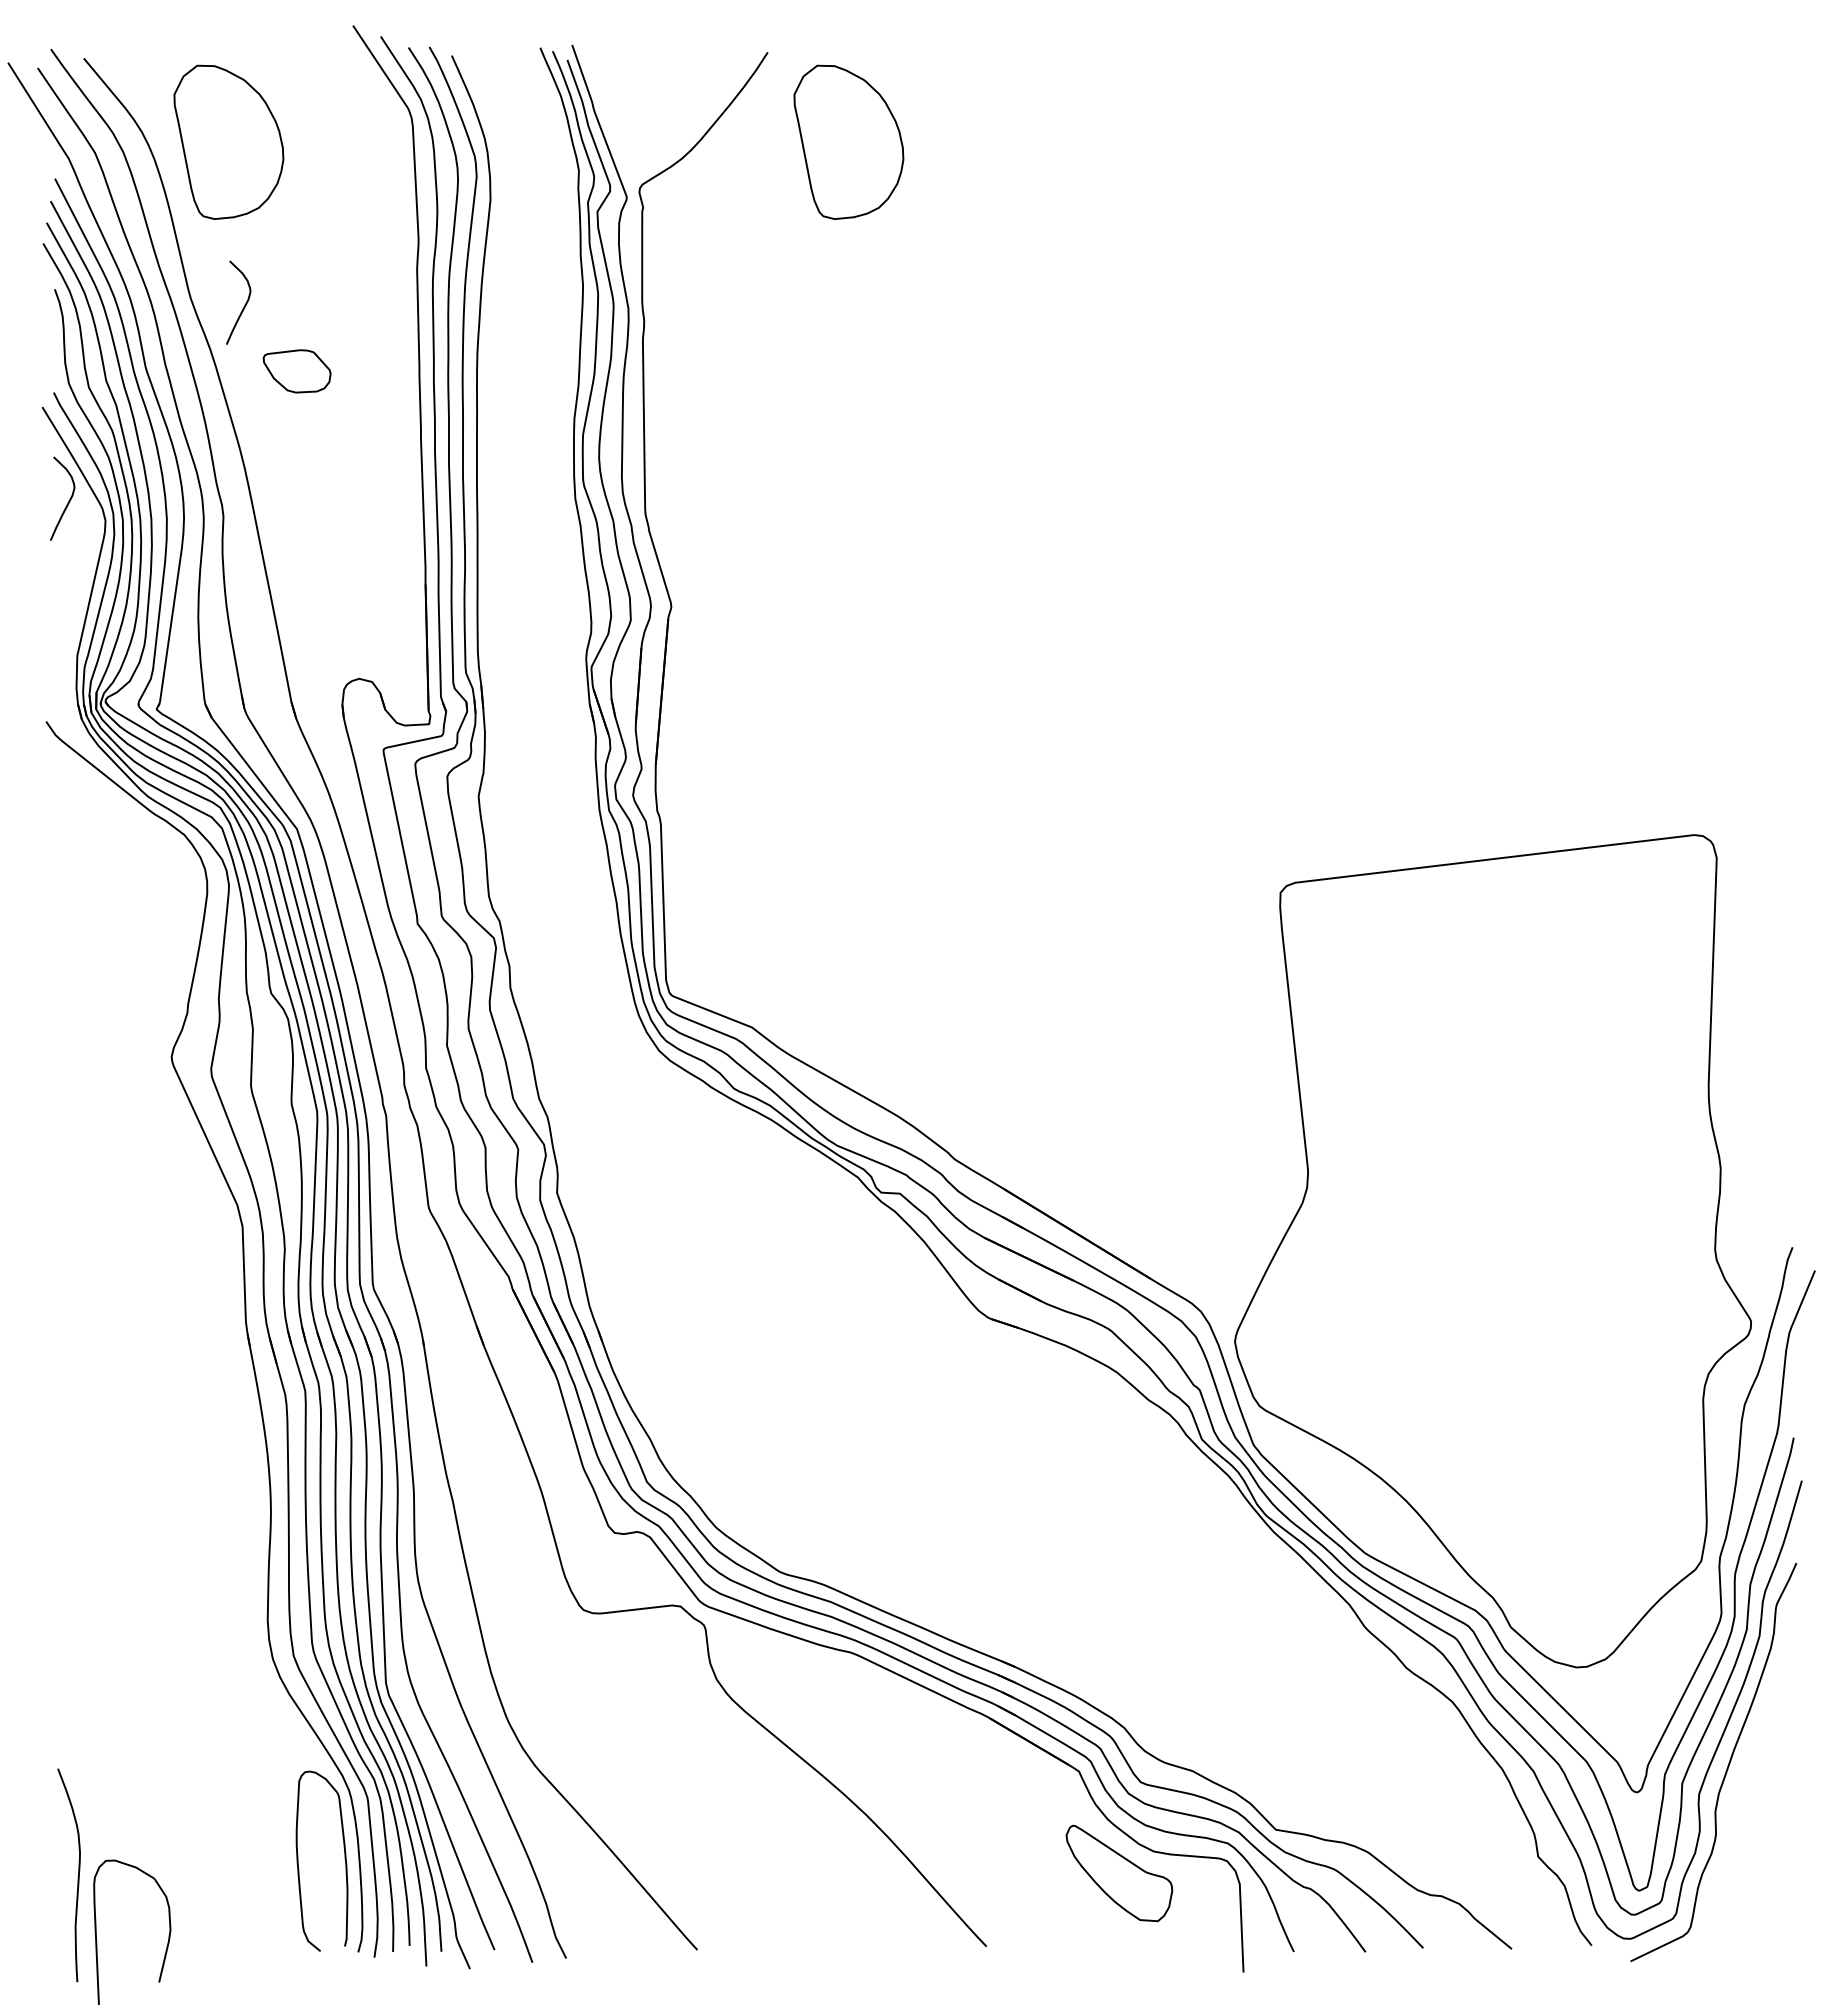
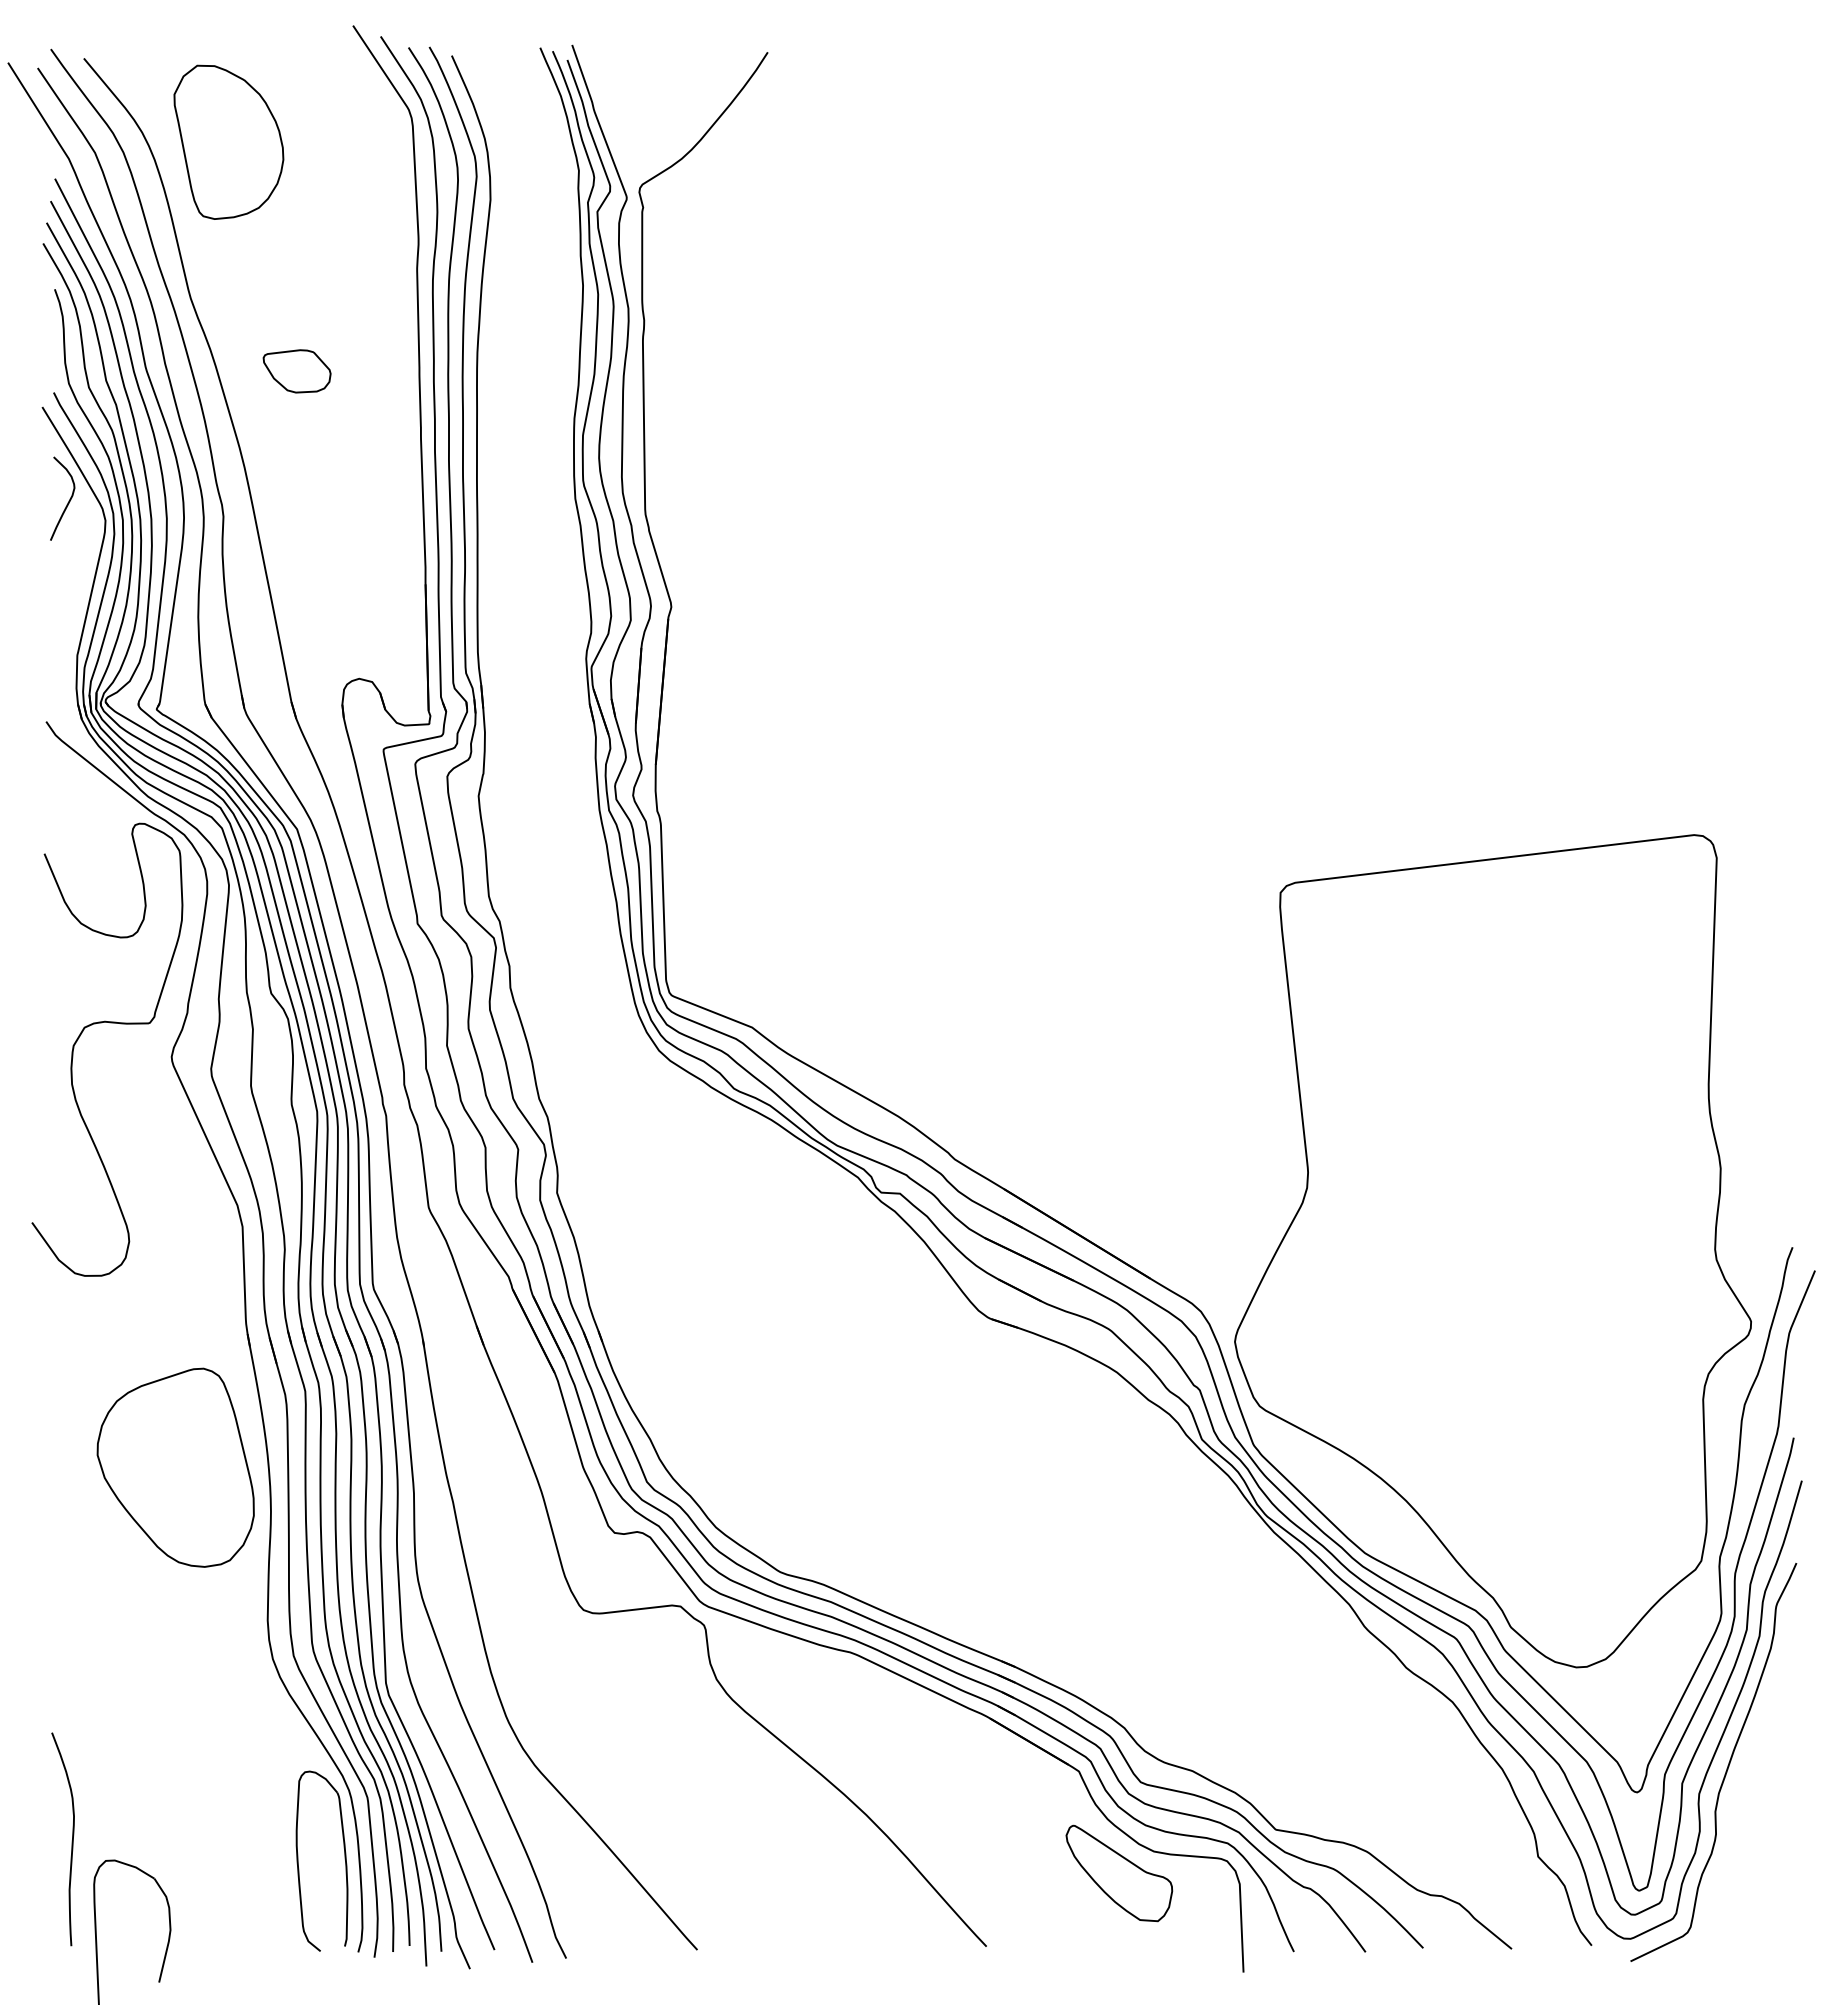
part: present -> none (848, 141)
curve: present -> none (244, 304)
curve: none -> present (109, 1023)
part: none -> present (175, 1467)
curve position: (77, 1877) -> (71, 1841) (71, 1841)
